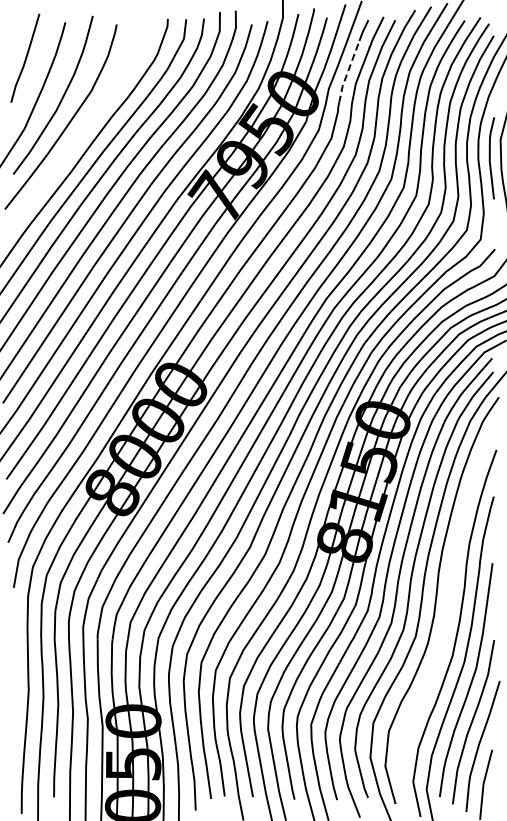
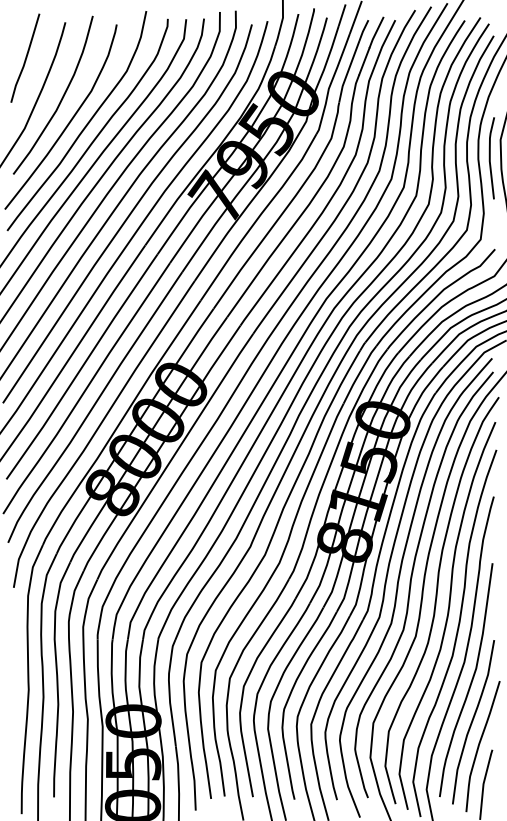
line: dashed -> solid (348, 71)
curve: none -> present (84, 126)
curve: none -> present (447, 615)
